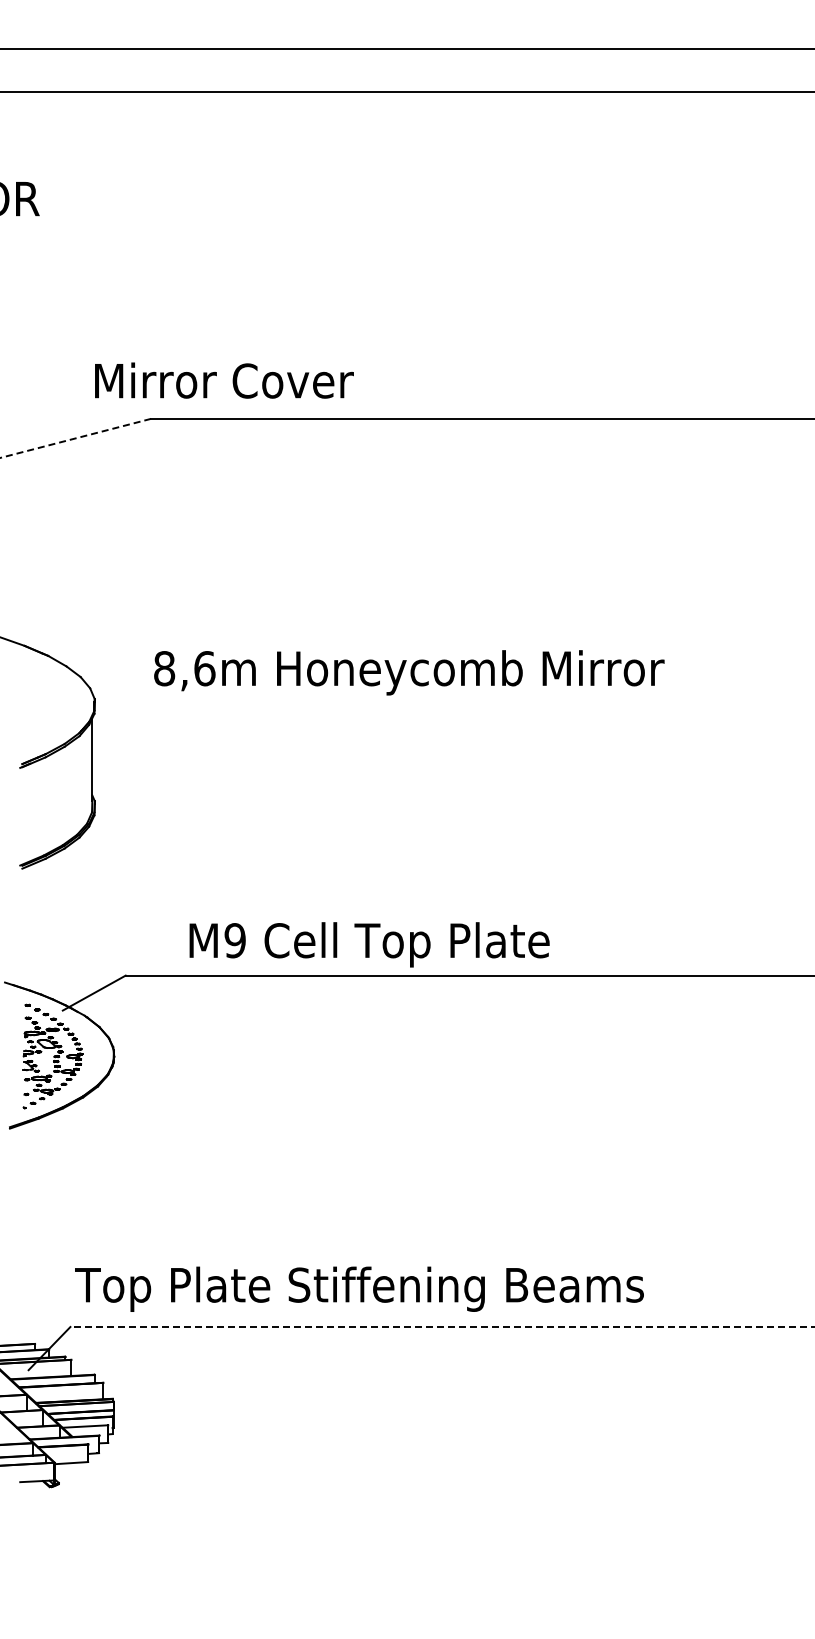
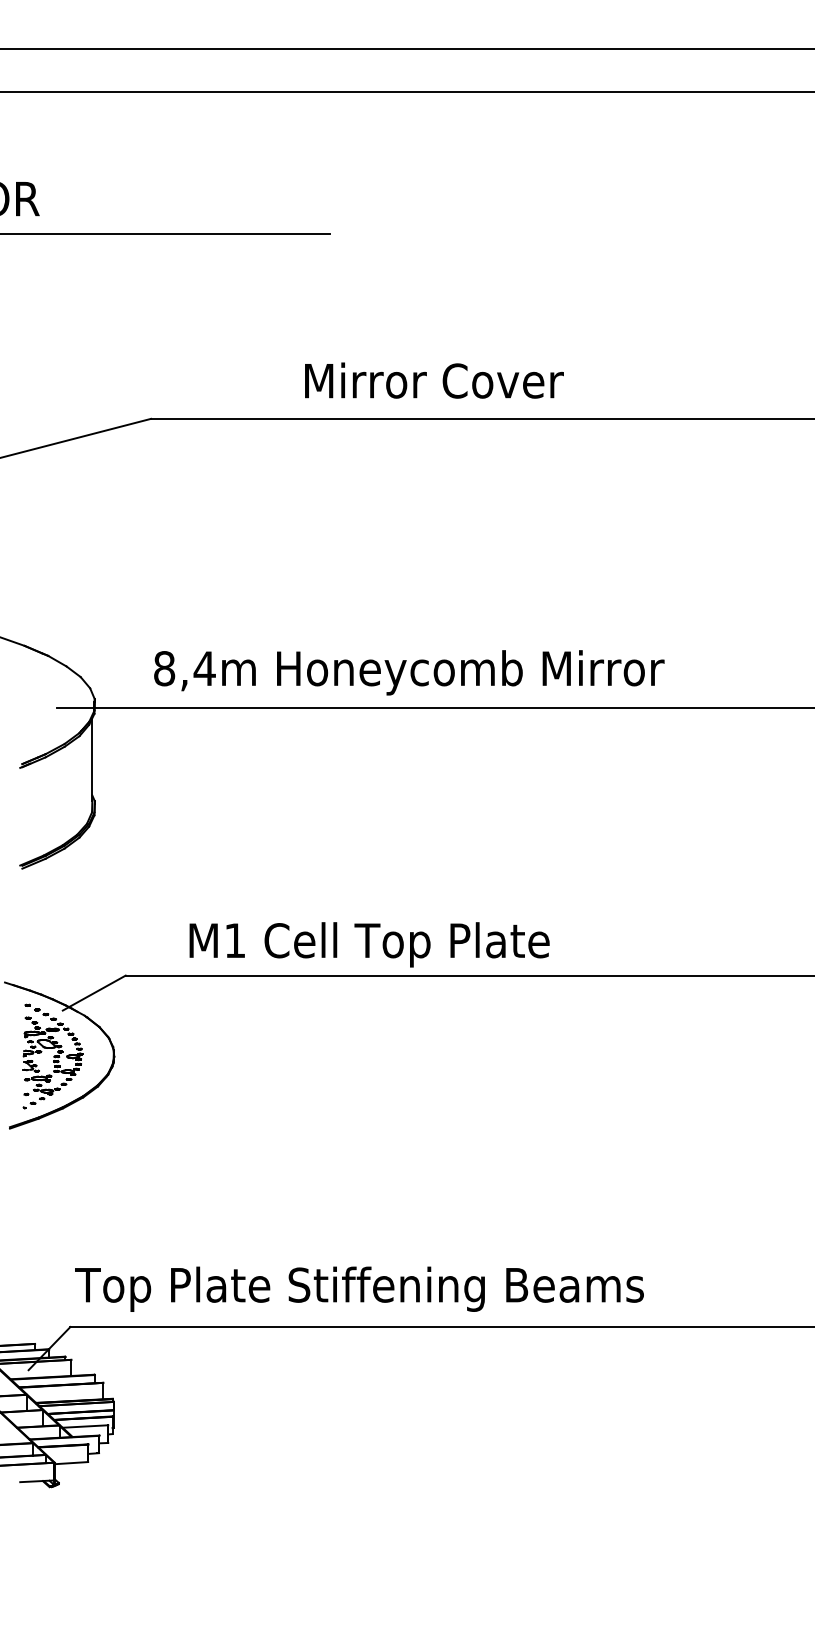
line: none -> present (165, 234)
text position: (224, 380) -> (434, 380) (434, 380)
line: dashed -> solid (75, 438)
text: 8,6m -> 8,4m (204, 668)
line: none -> present (434, 708)
text: M9 -> M1 (234, 940)
line: dashed -> solid (442, 1327)
